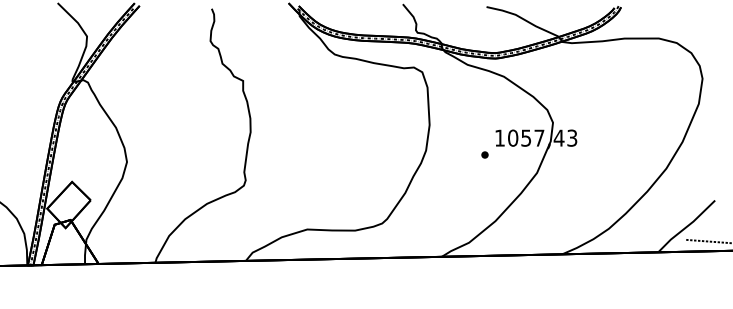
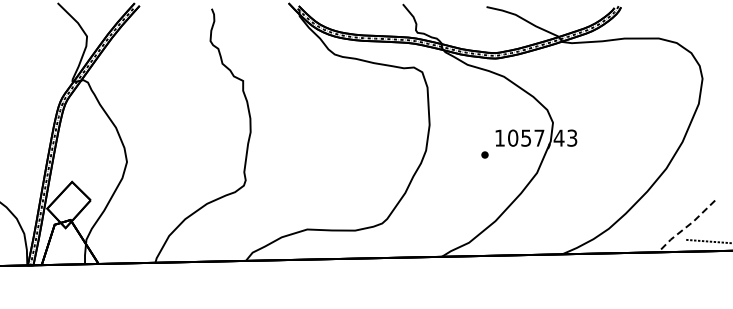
line: solid -> dashed (687, 226)
